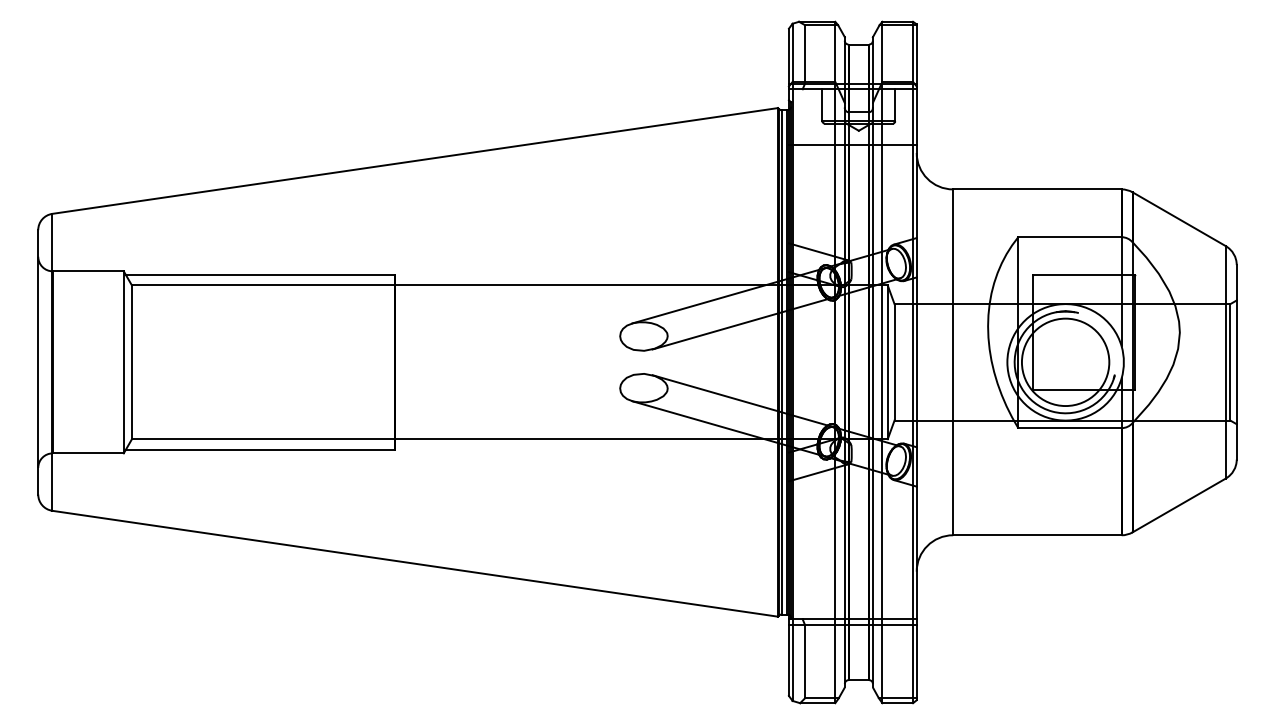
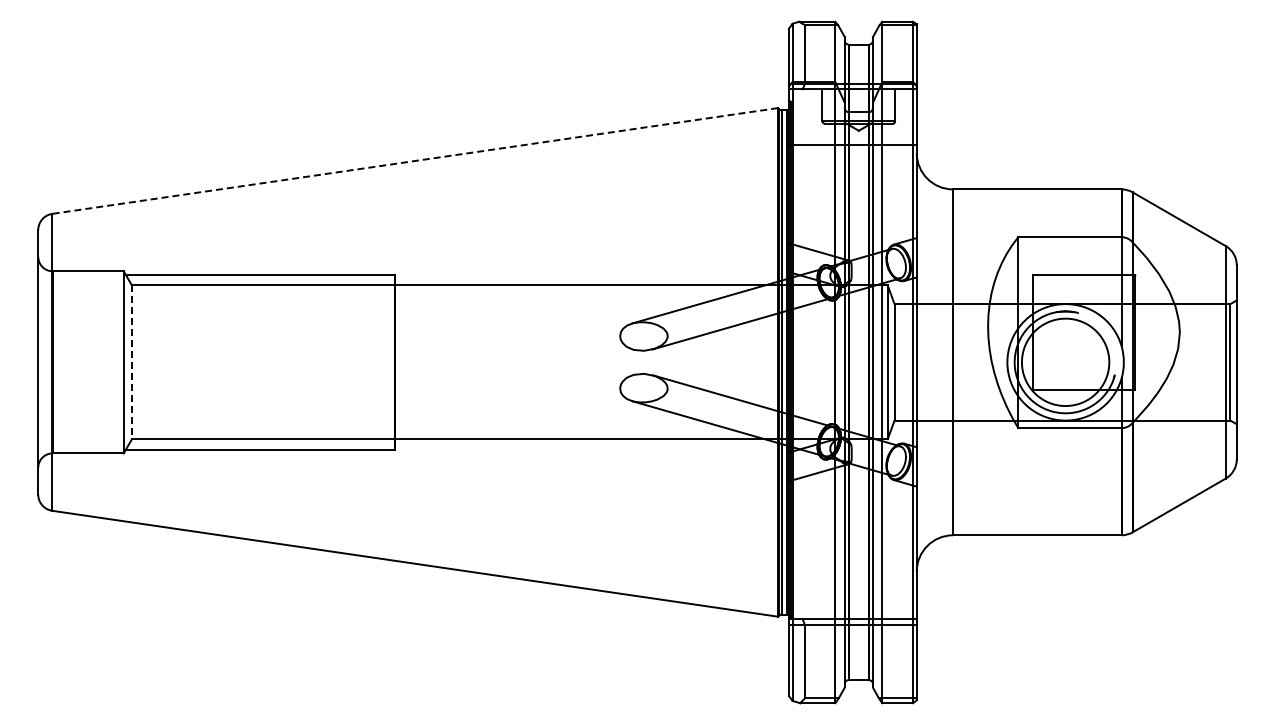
line: solid -> dashed (415, 160)
line: solid -> dashed (131, 362)
